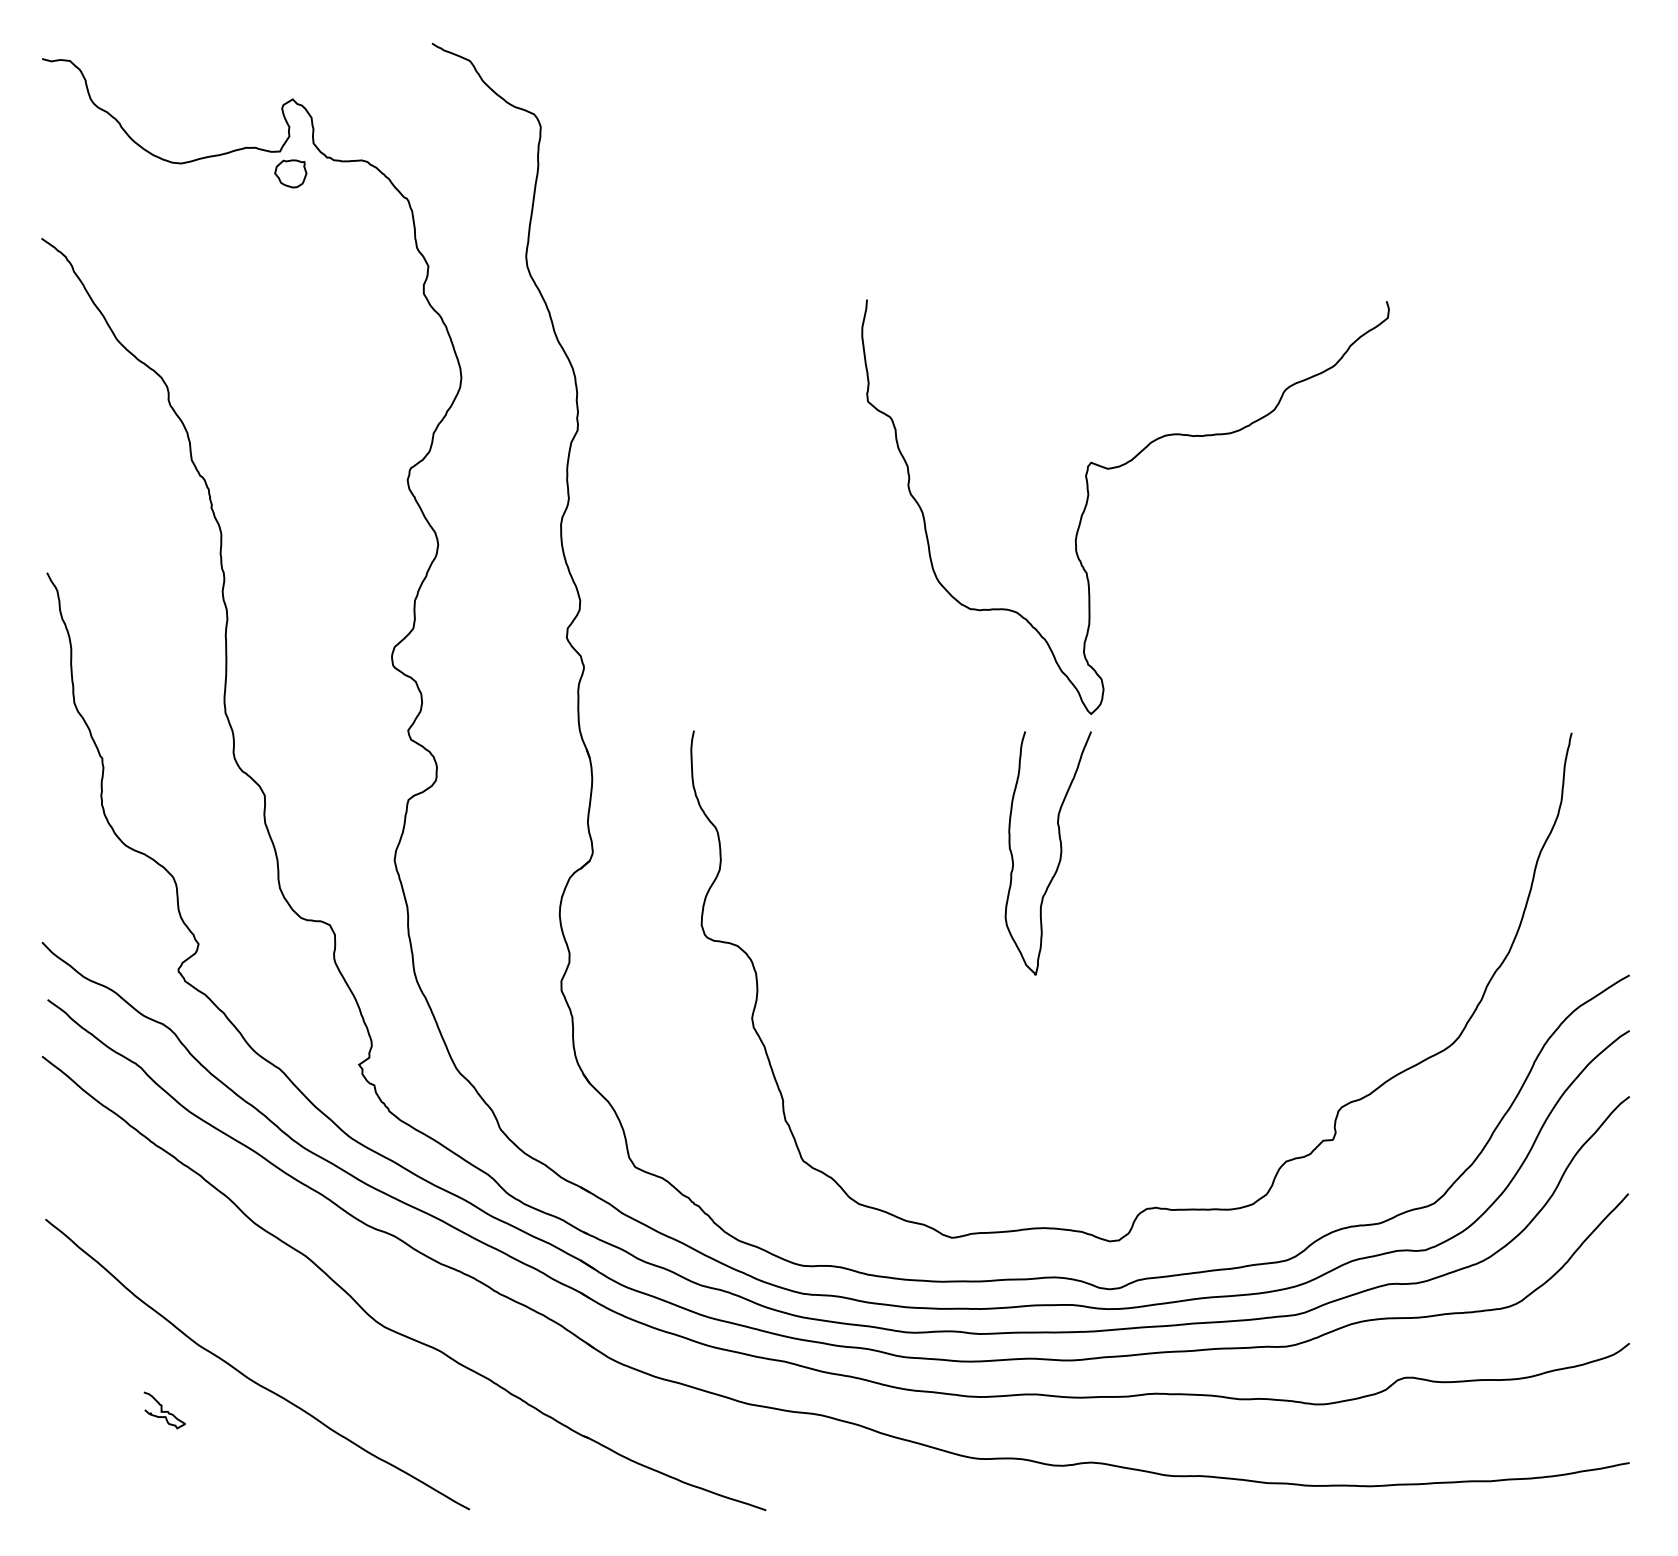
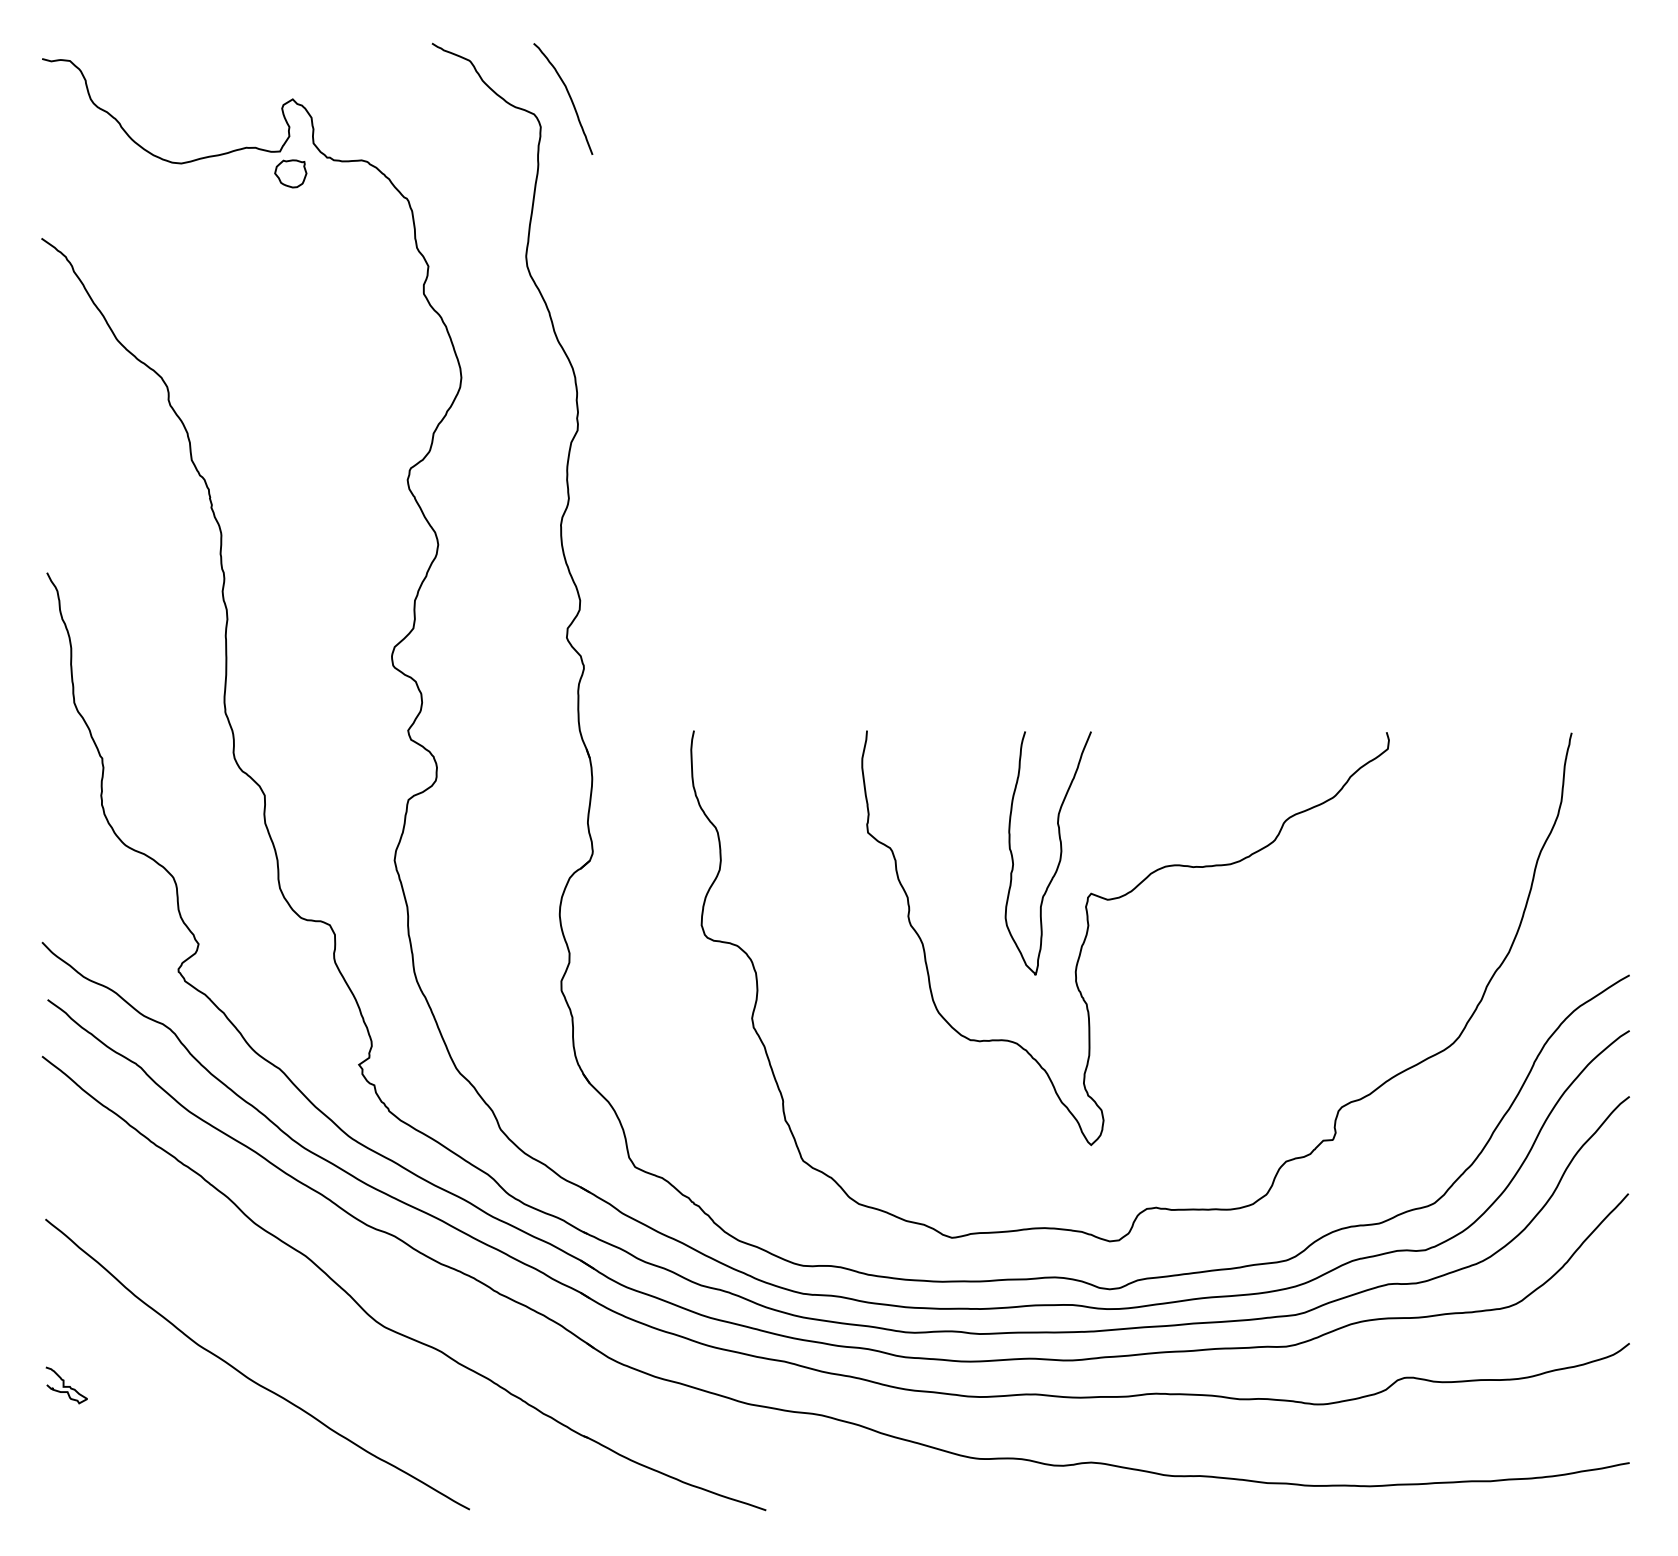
curve: none -> present (568, 95)
curve position: (1088, 500) -> (1088, 931) (1088, 931)
curve position: (164, 1411) -> (66, 1386) (66, 1386)
